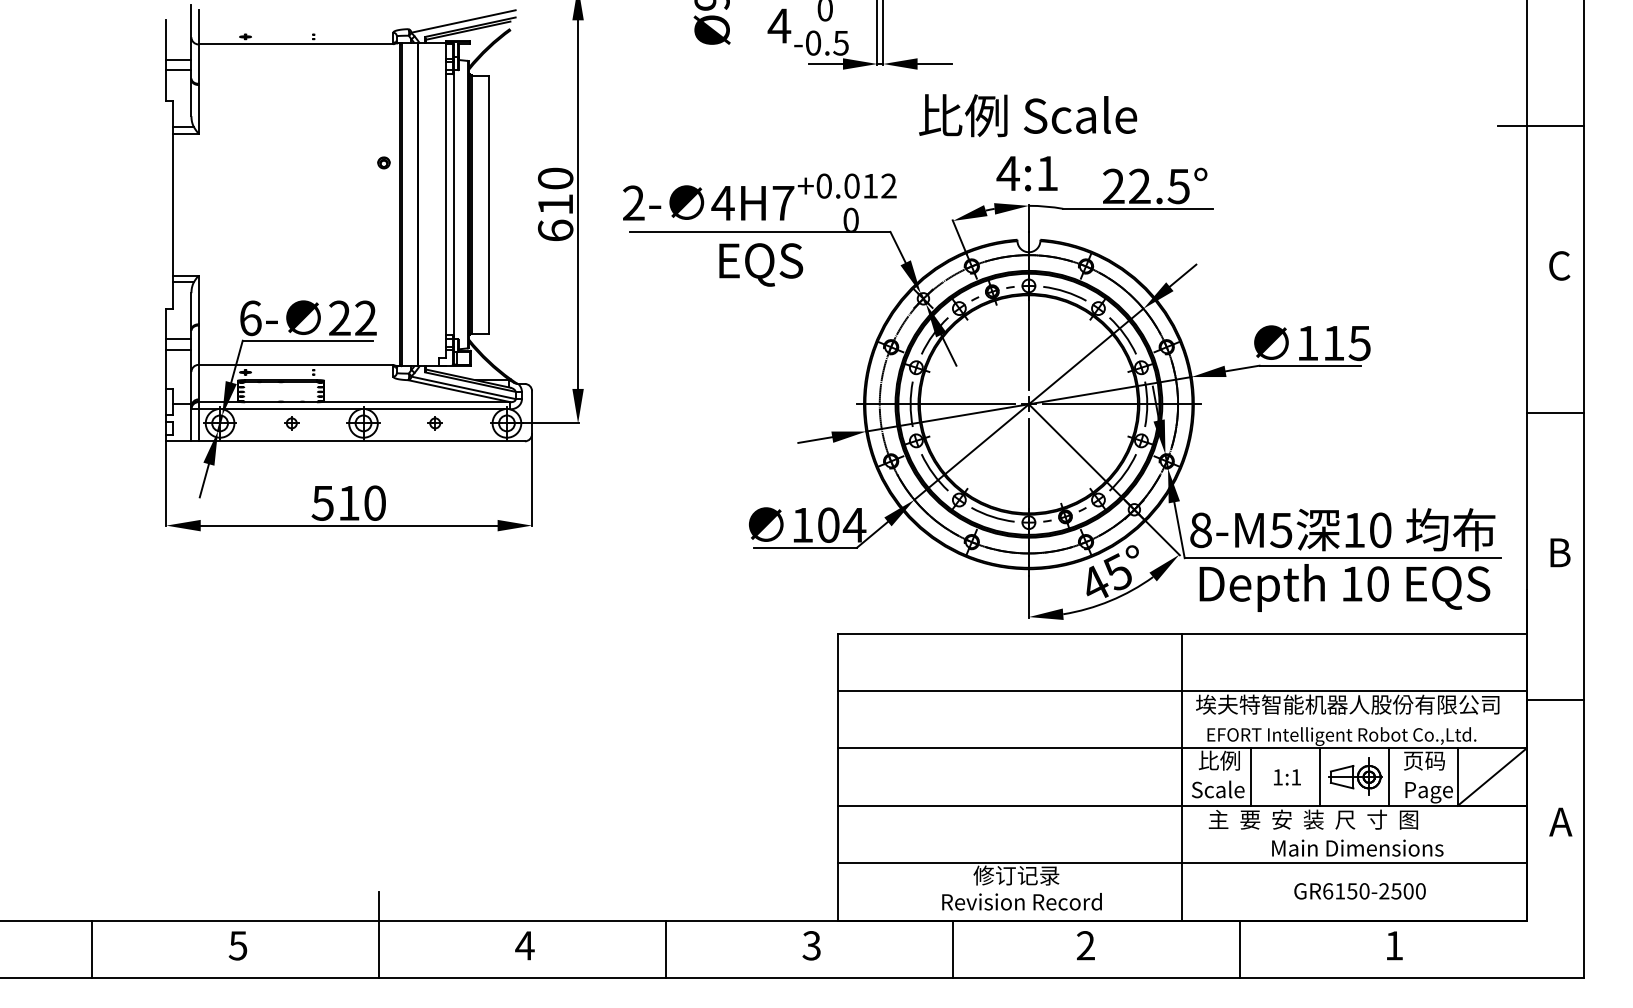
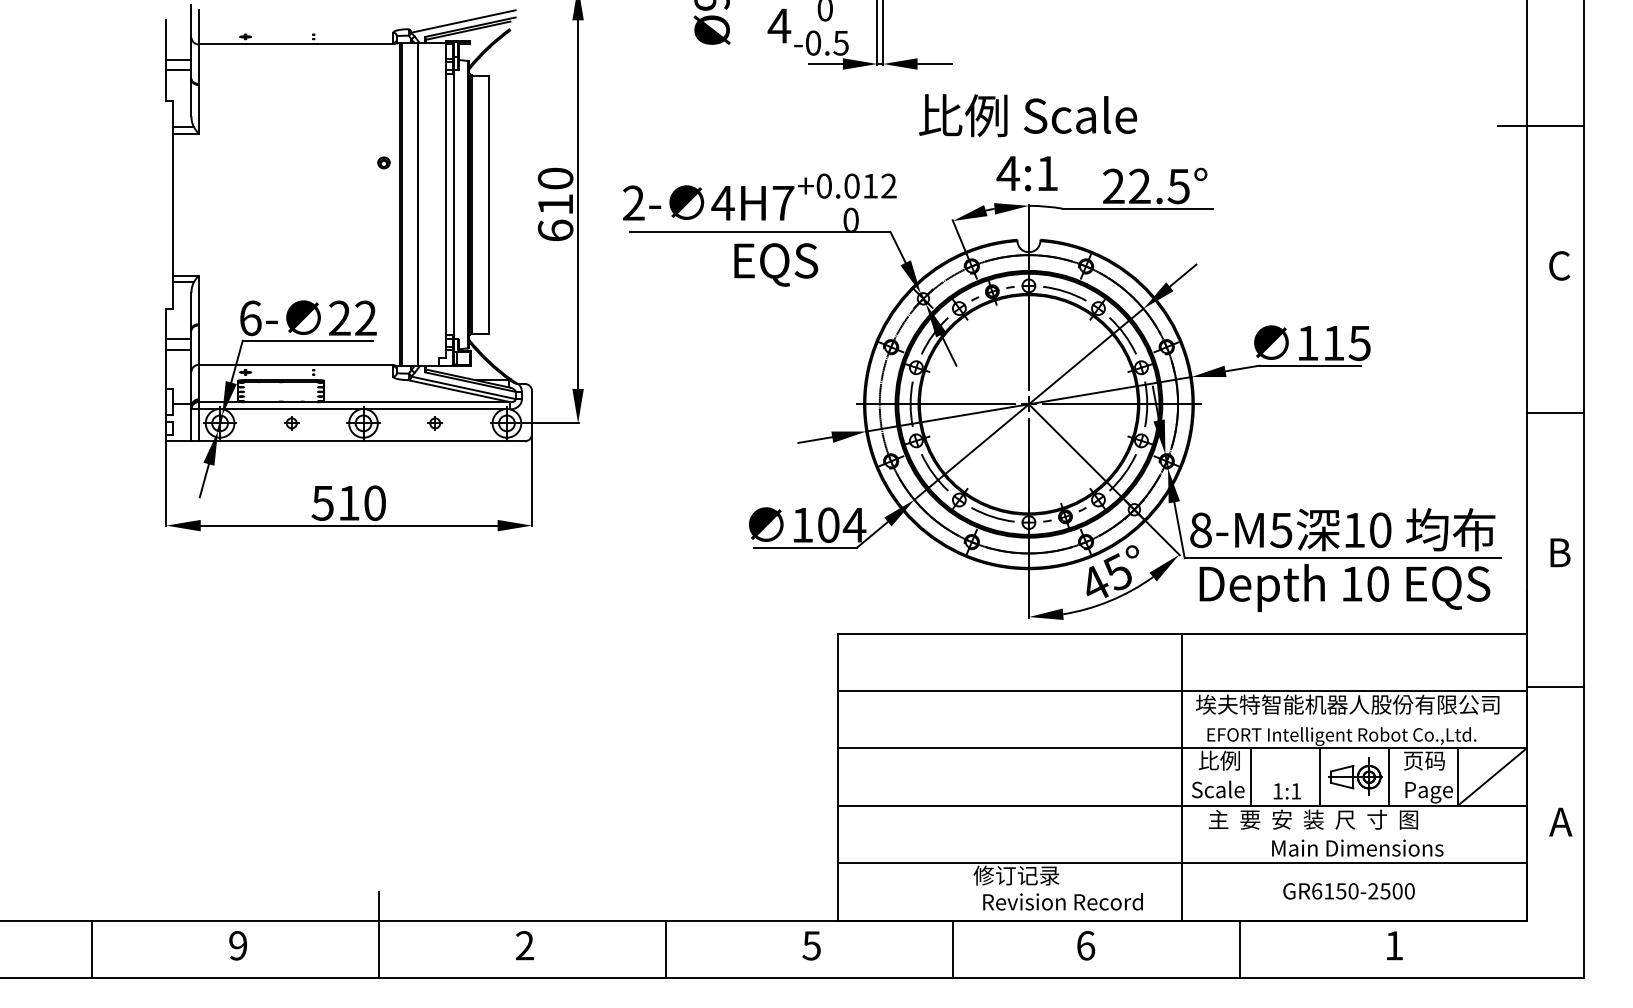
text position: (761, 264) -> (776, 264) (776, 264)
line position: (1555, 699) -> (1555, 686) (1555, 686)
text position: (1287, 777) -> (1287, 791) (1287, 791)
text position: (1359, 891) -> (1348, 891) (1348, 891)
text position: (1021, 901) -> (1062, 901) (1062, 901)
text: 5 -> 9 (237, 945)
text: 4 -> 2 (524, 945)
text: 3 -> 5 (811, 945)
text: 2 -> 6 (1086, 945)
